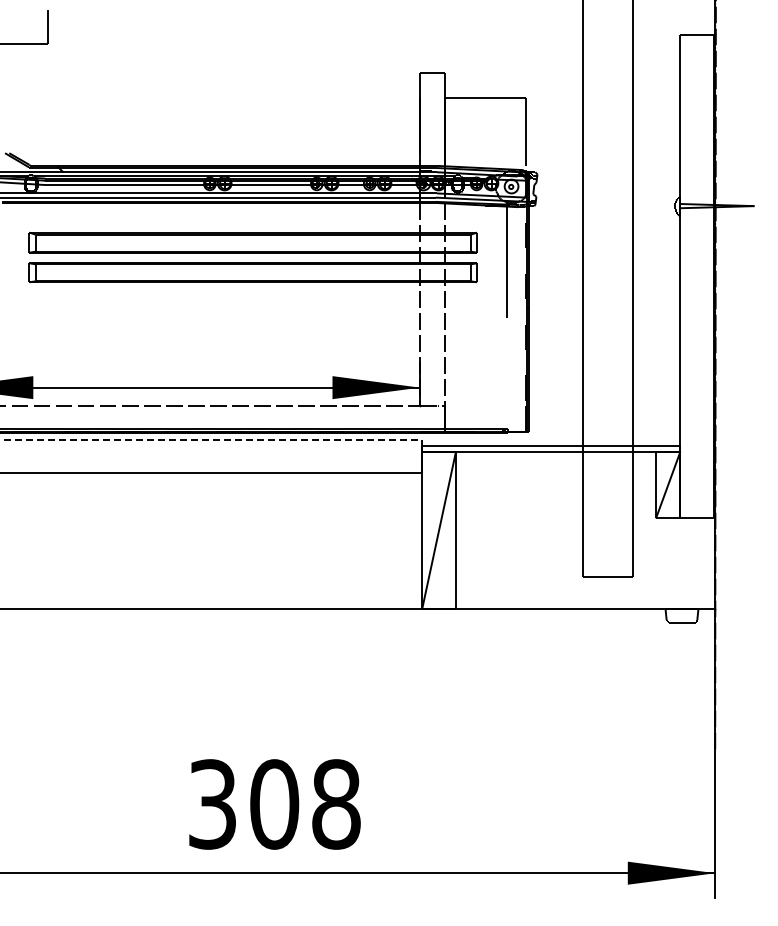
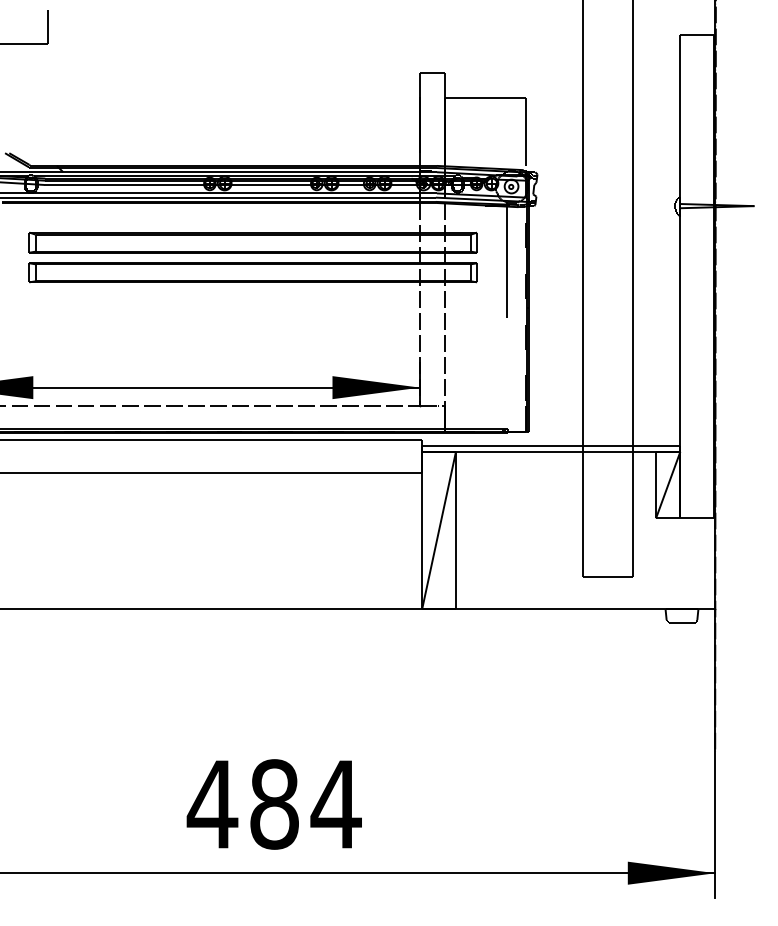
line: dashed -> solid (211, 440)
text: 308 -> 484 (273, 804)
